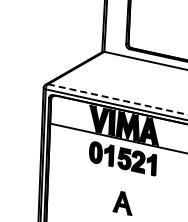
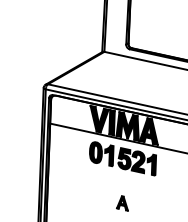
line: dashed -> solid (118, 99)
part size: 21x25 px -> 13x17 px (122, 203)
